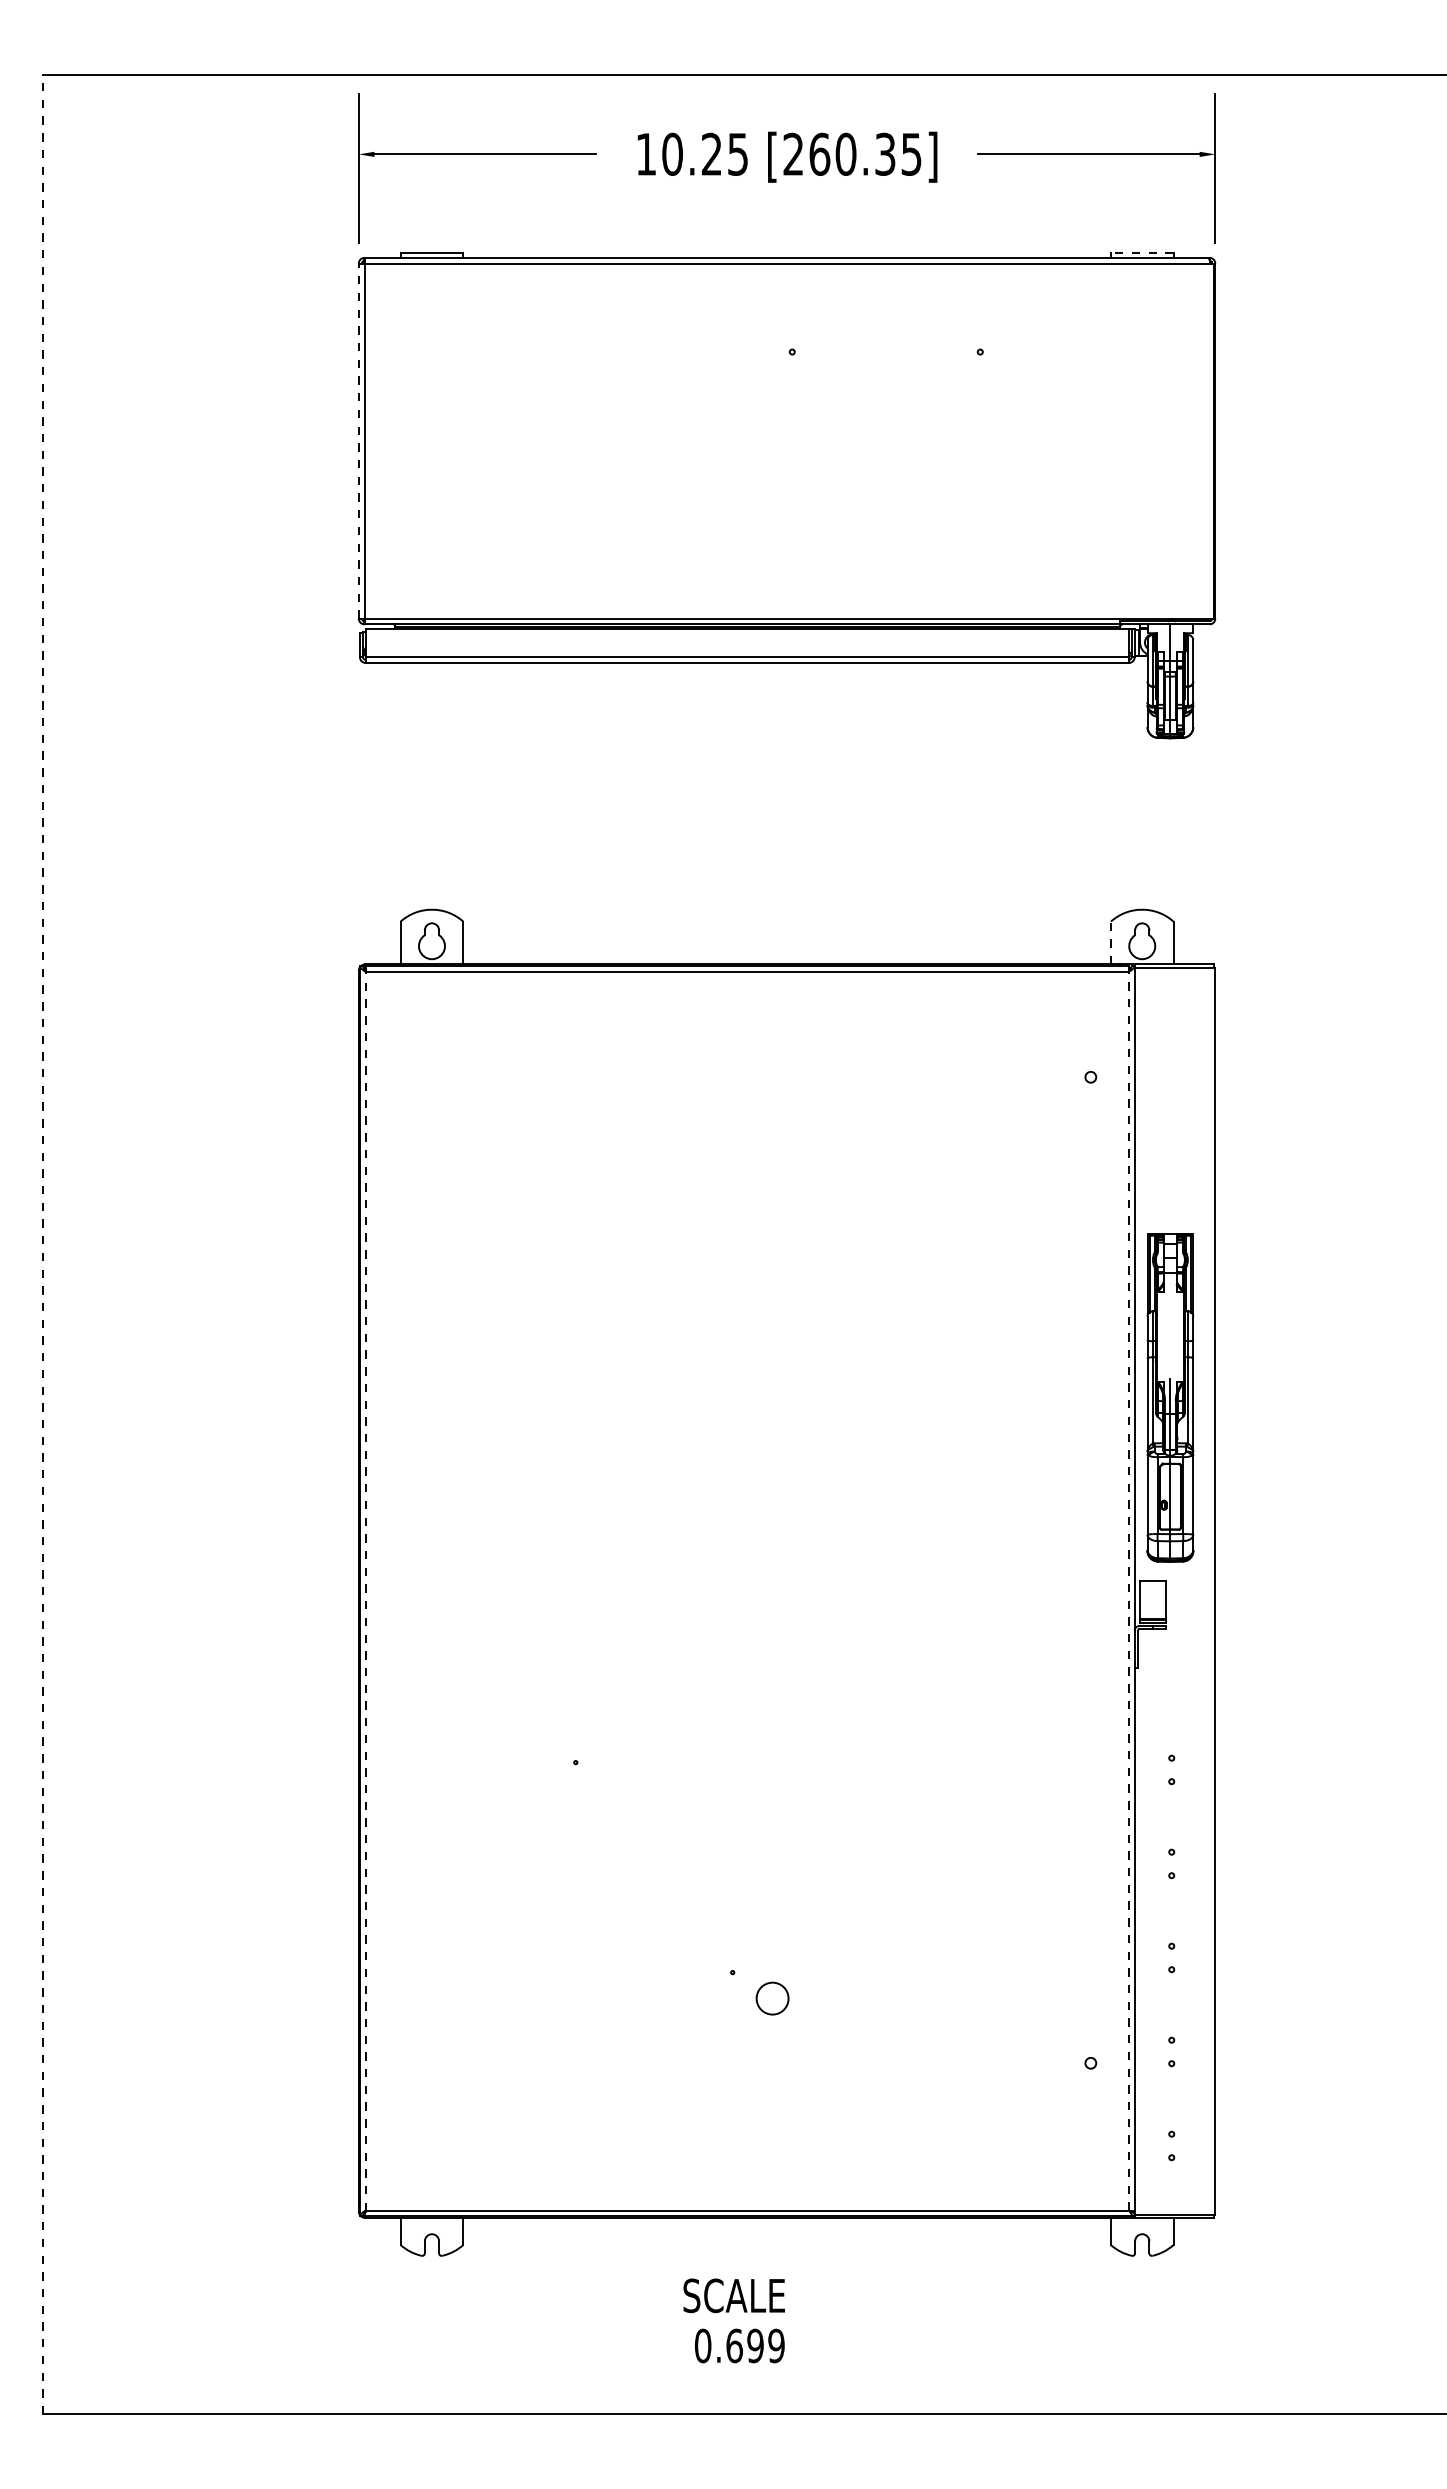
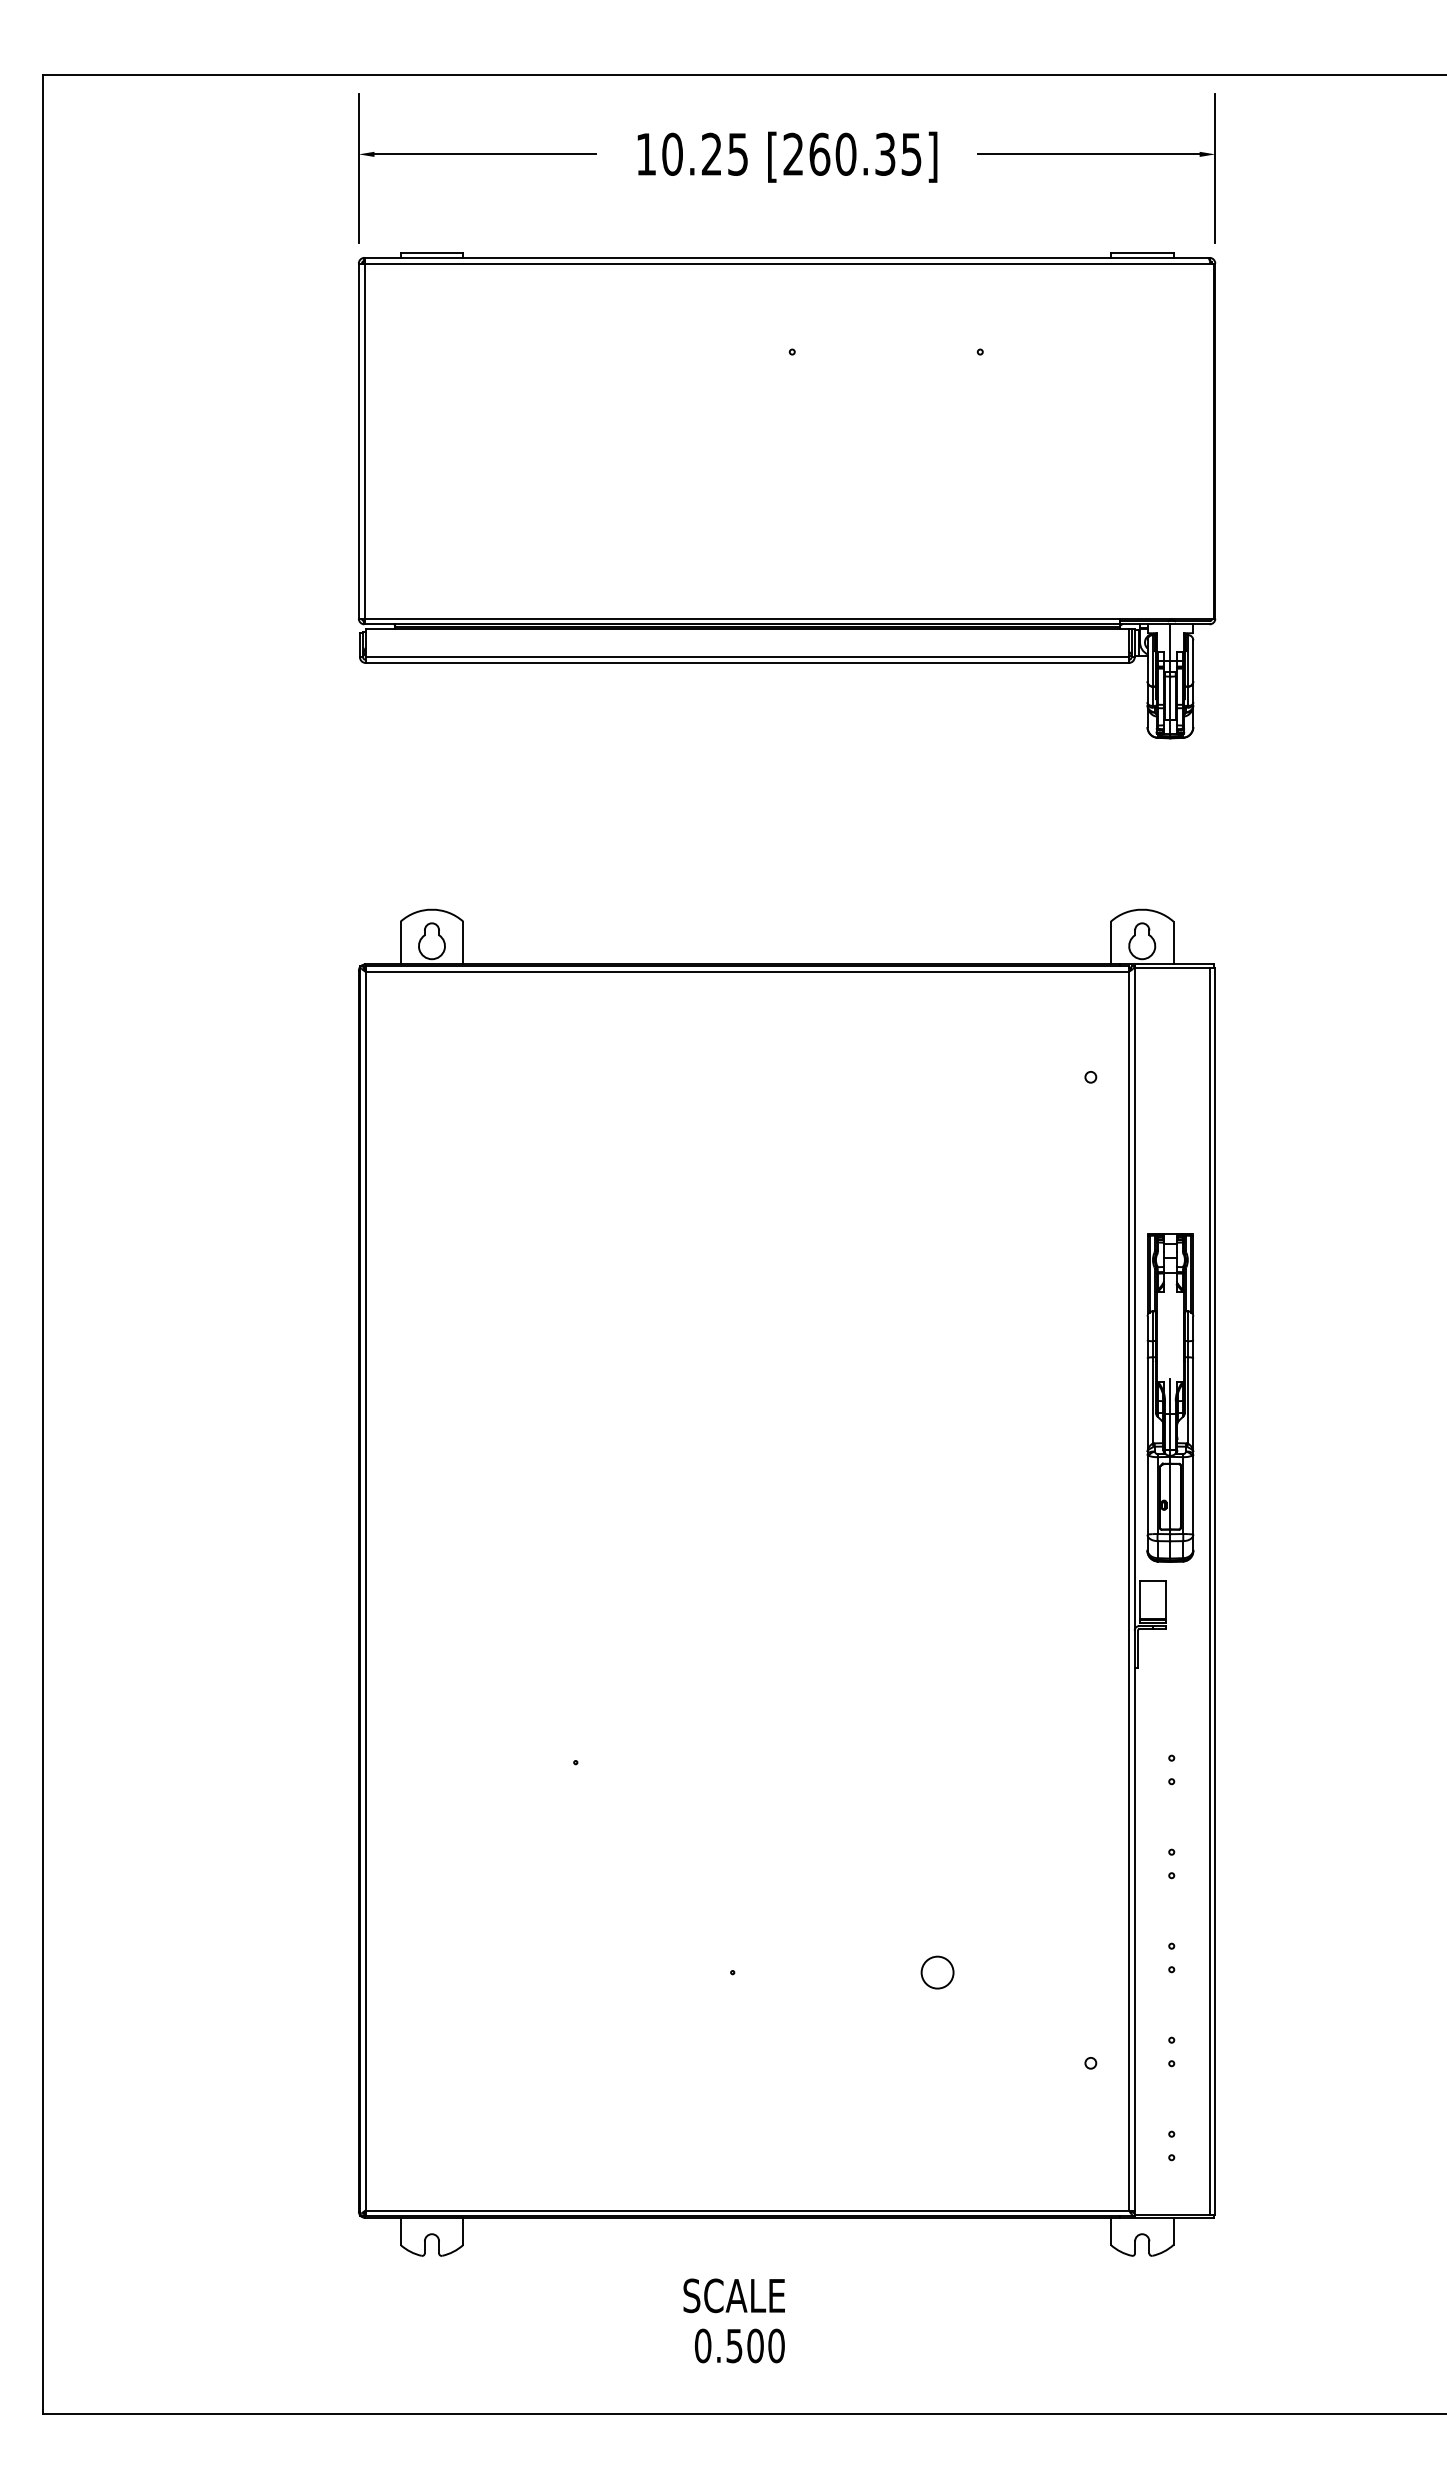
line: dashed -> solid (1141, 253)
line: dashed -> solid (358, 441)
line: dashed -> solid (1110, 942)
line: dashed -> solid (43, 1244)
line: dashed -> solid (1129, 1587)
line: none -> present (1209, 1590)
line: dashed -> solid (365, 1591)
circle position: (772, 1998) -> (937, 1972) (937, 1972)
text: 0.699 -> 0.500 (755, 2345)
